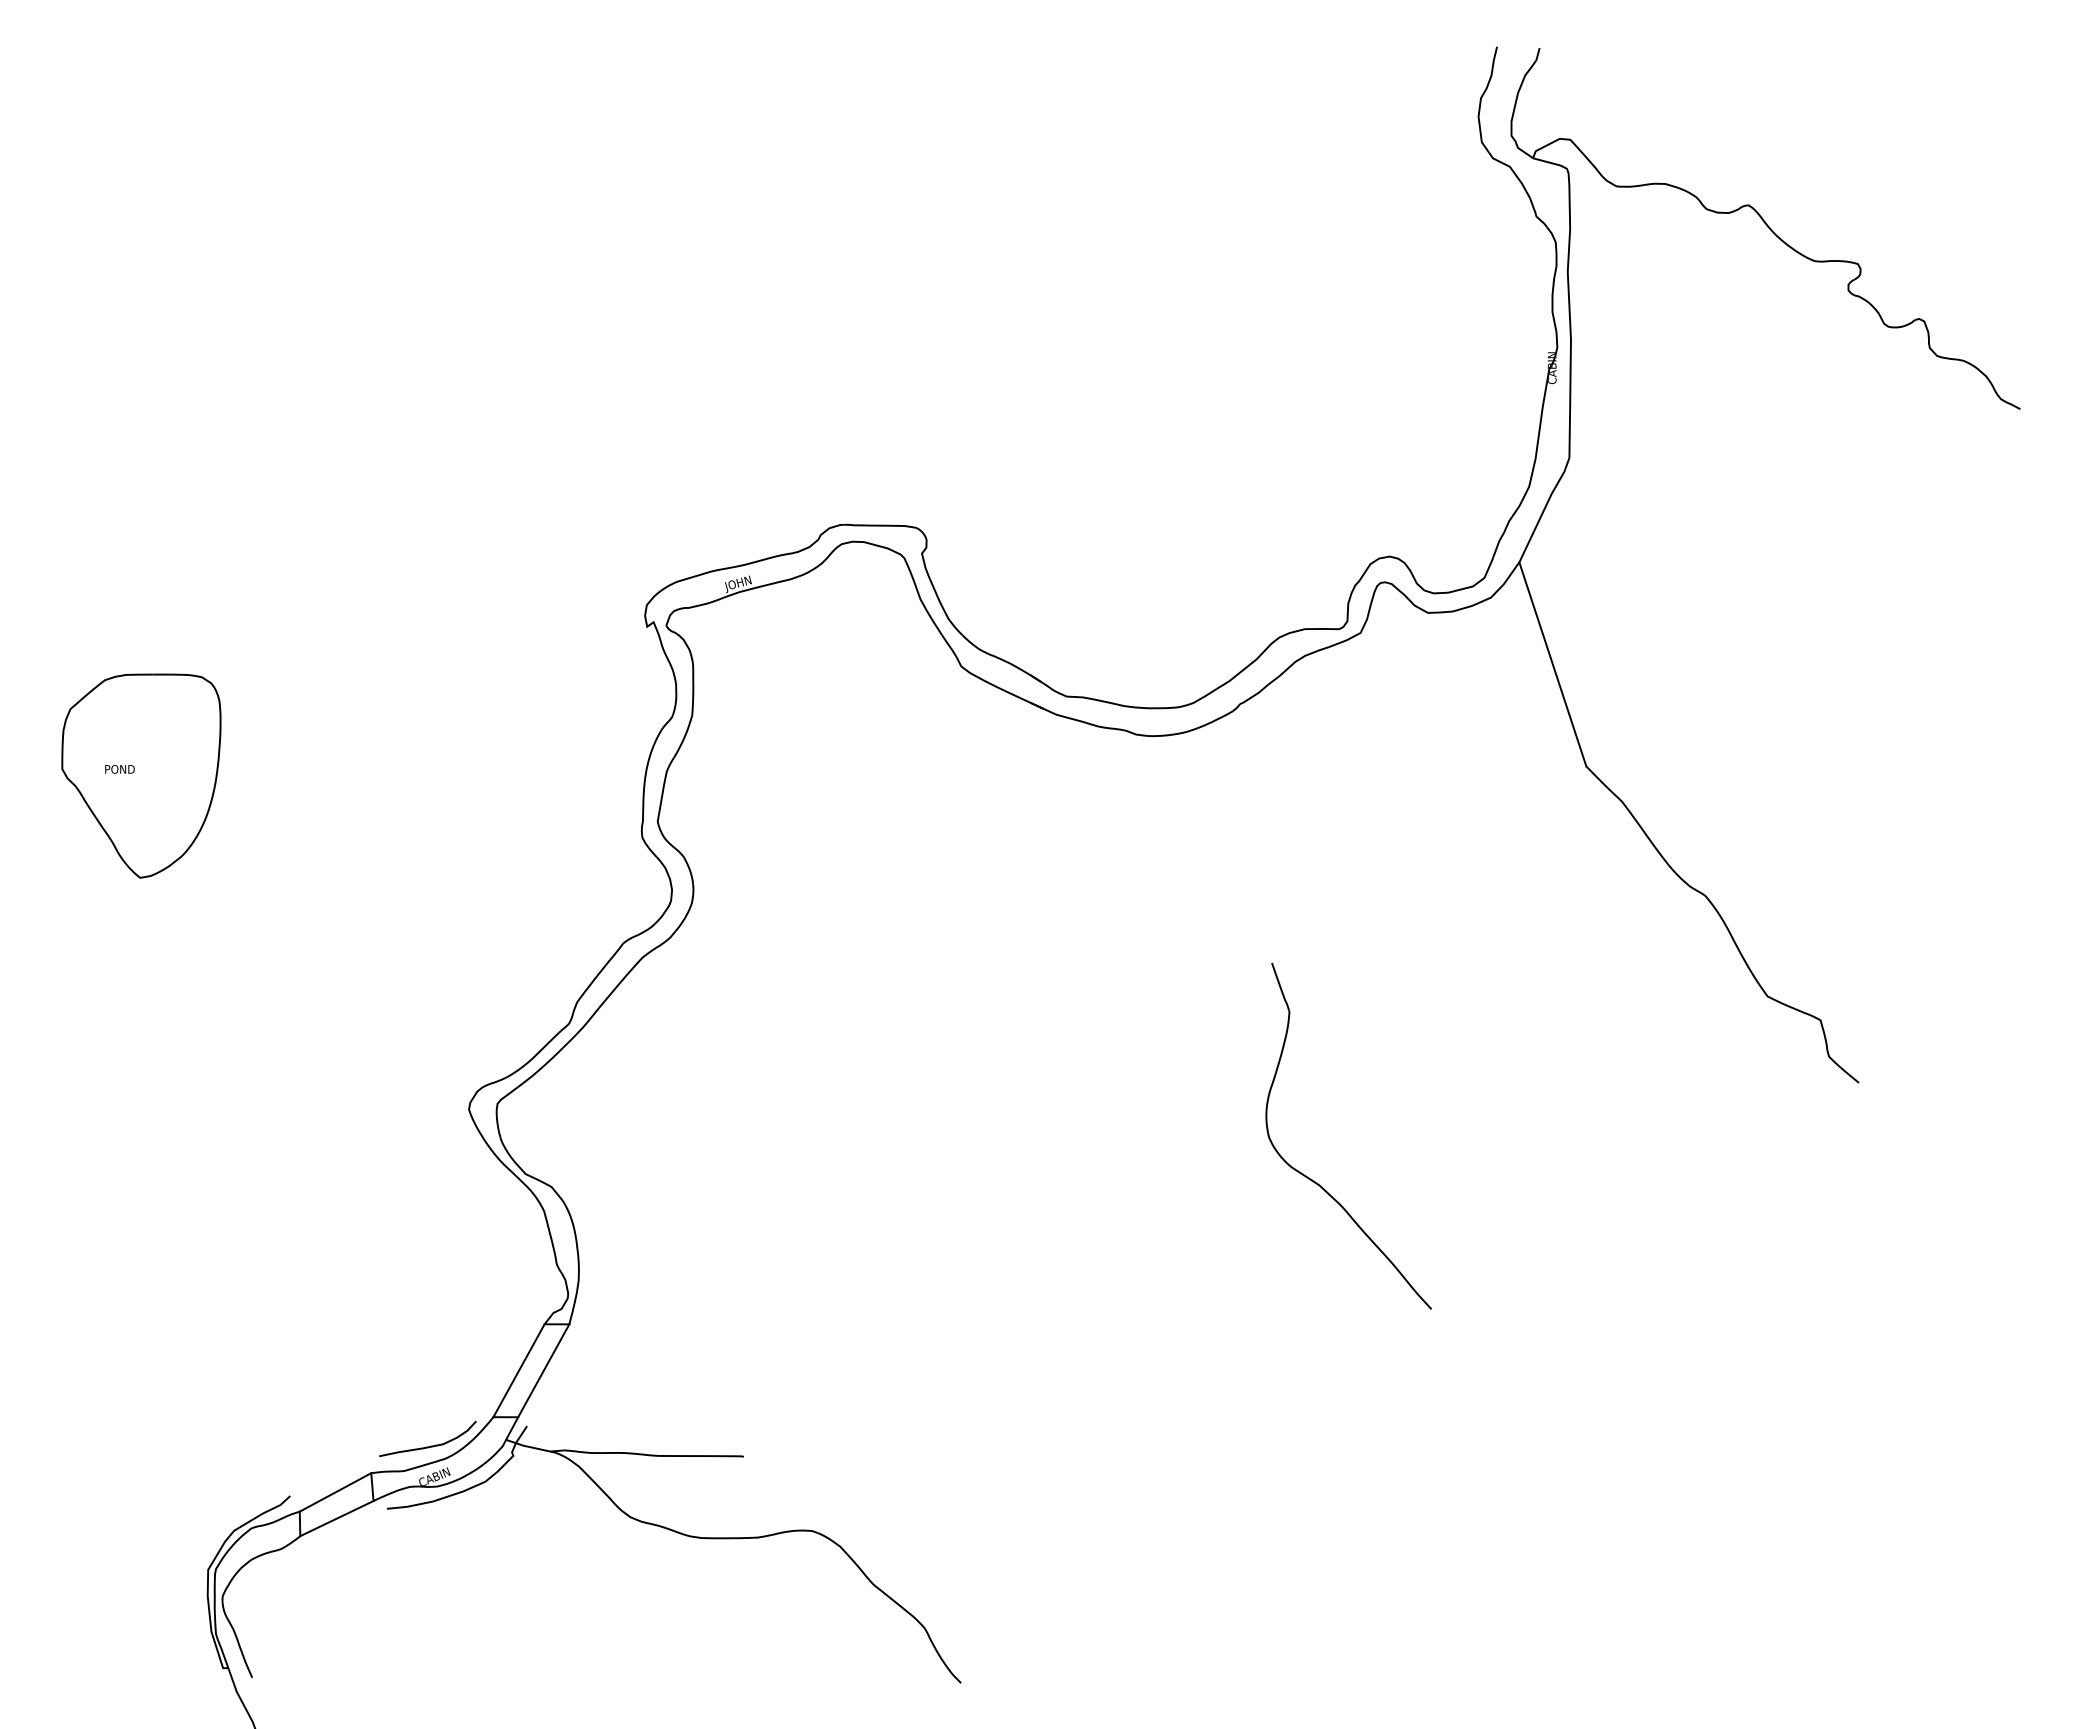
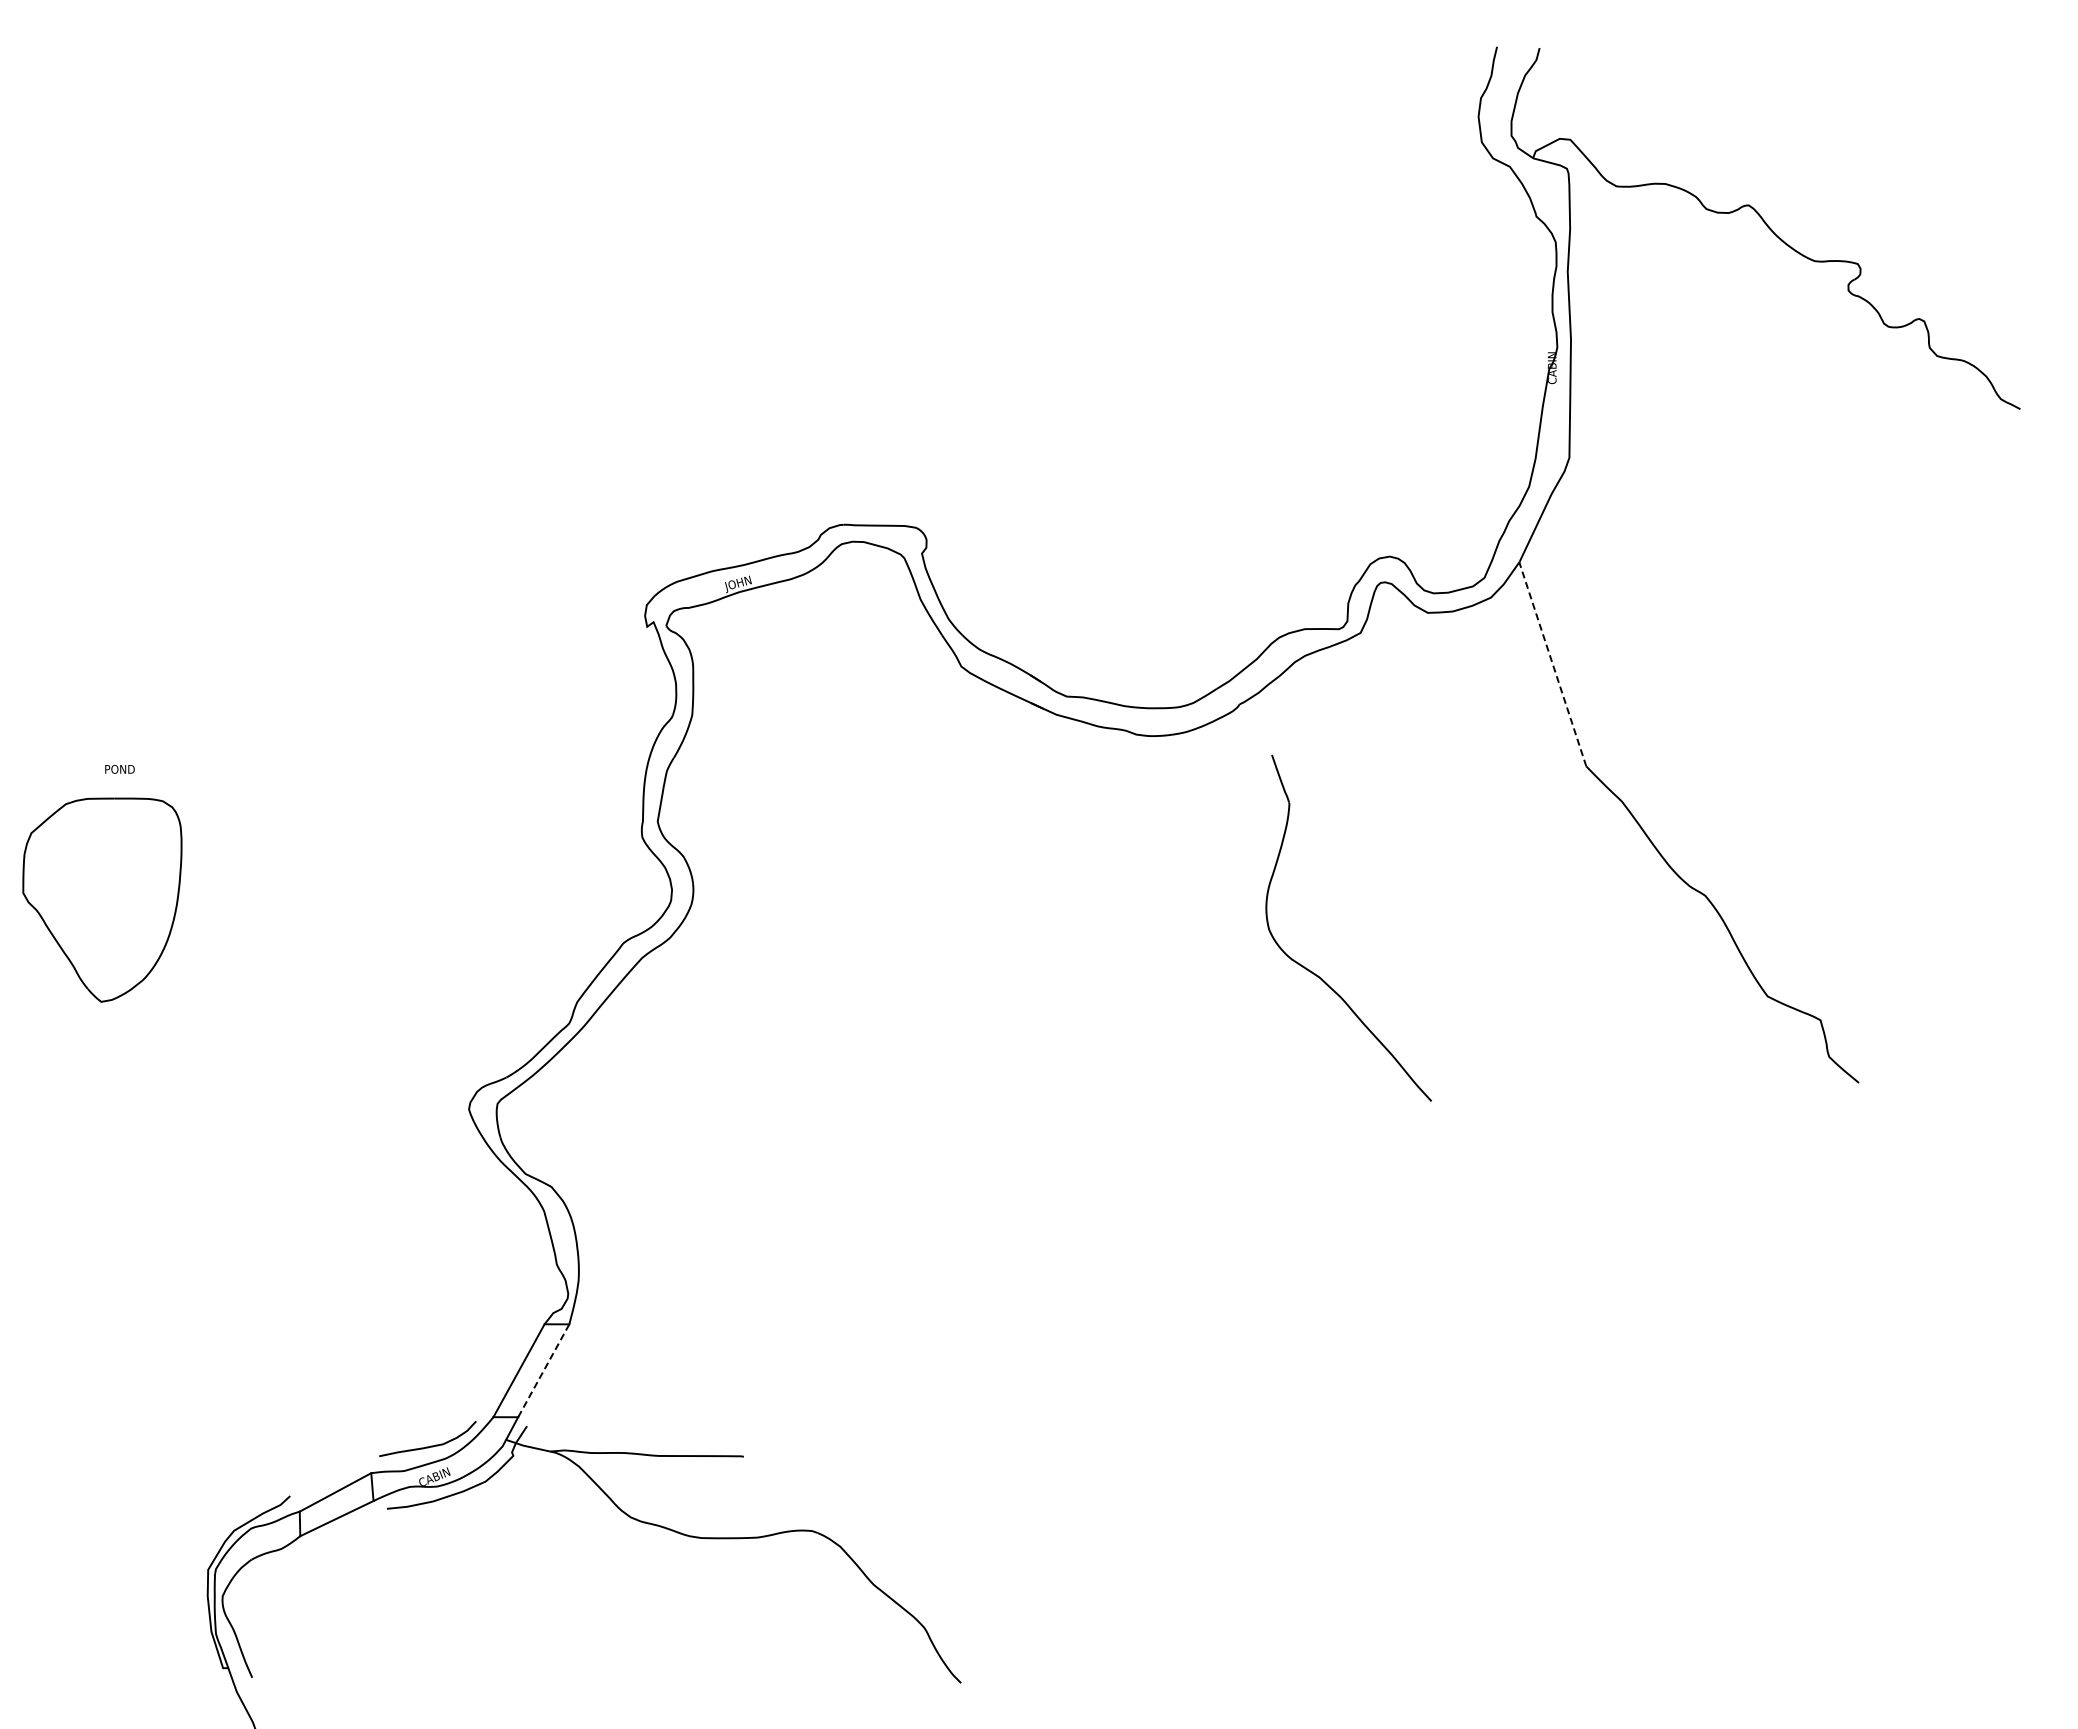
line: solid -> dashed (1552, 663)
part position: (141, 775) -> (102, 899) (102, 899)
part position: (1318, 1183) -> (1318, 975) (1318, 975)
line: solid -> dashed (543, 1371)
